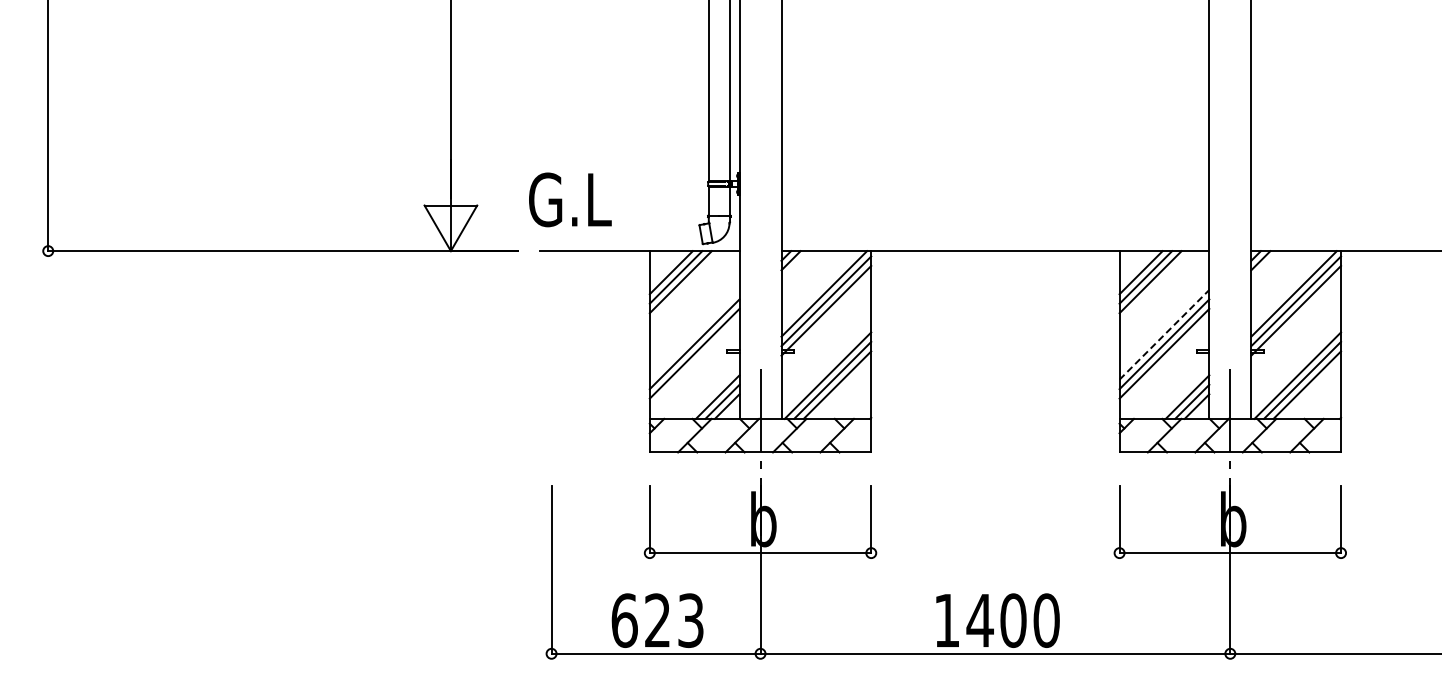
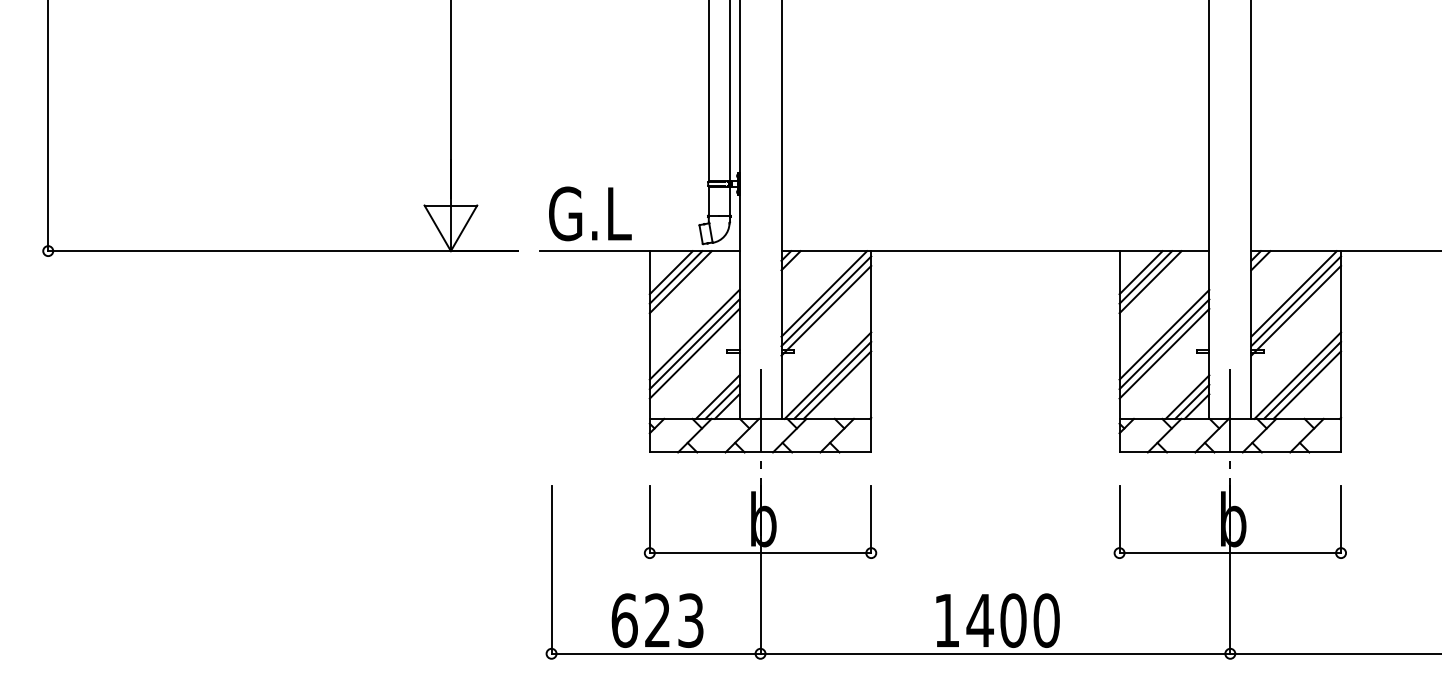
text position: (570, 199) -> (590, 213) (590, 213)
line: none -> present (694, 334)
line: dashed -> solid (1164, 334)
